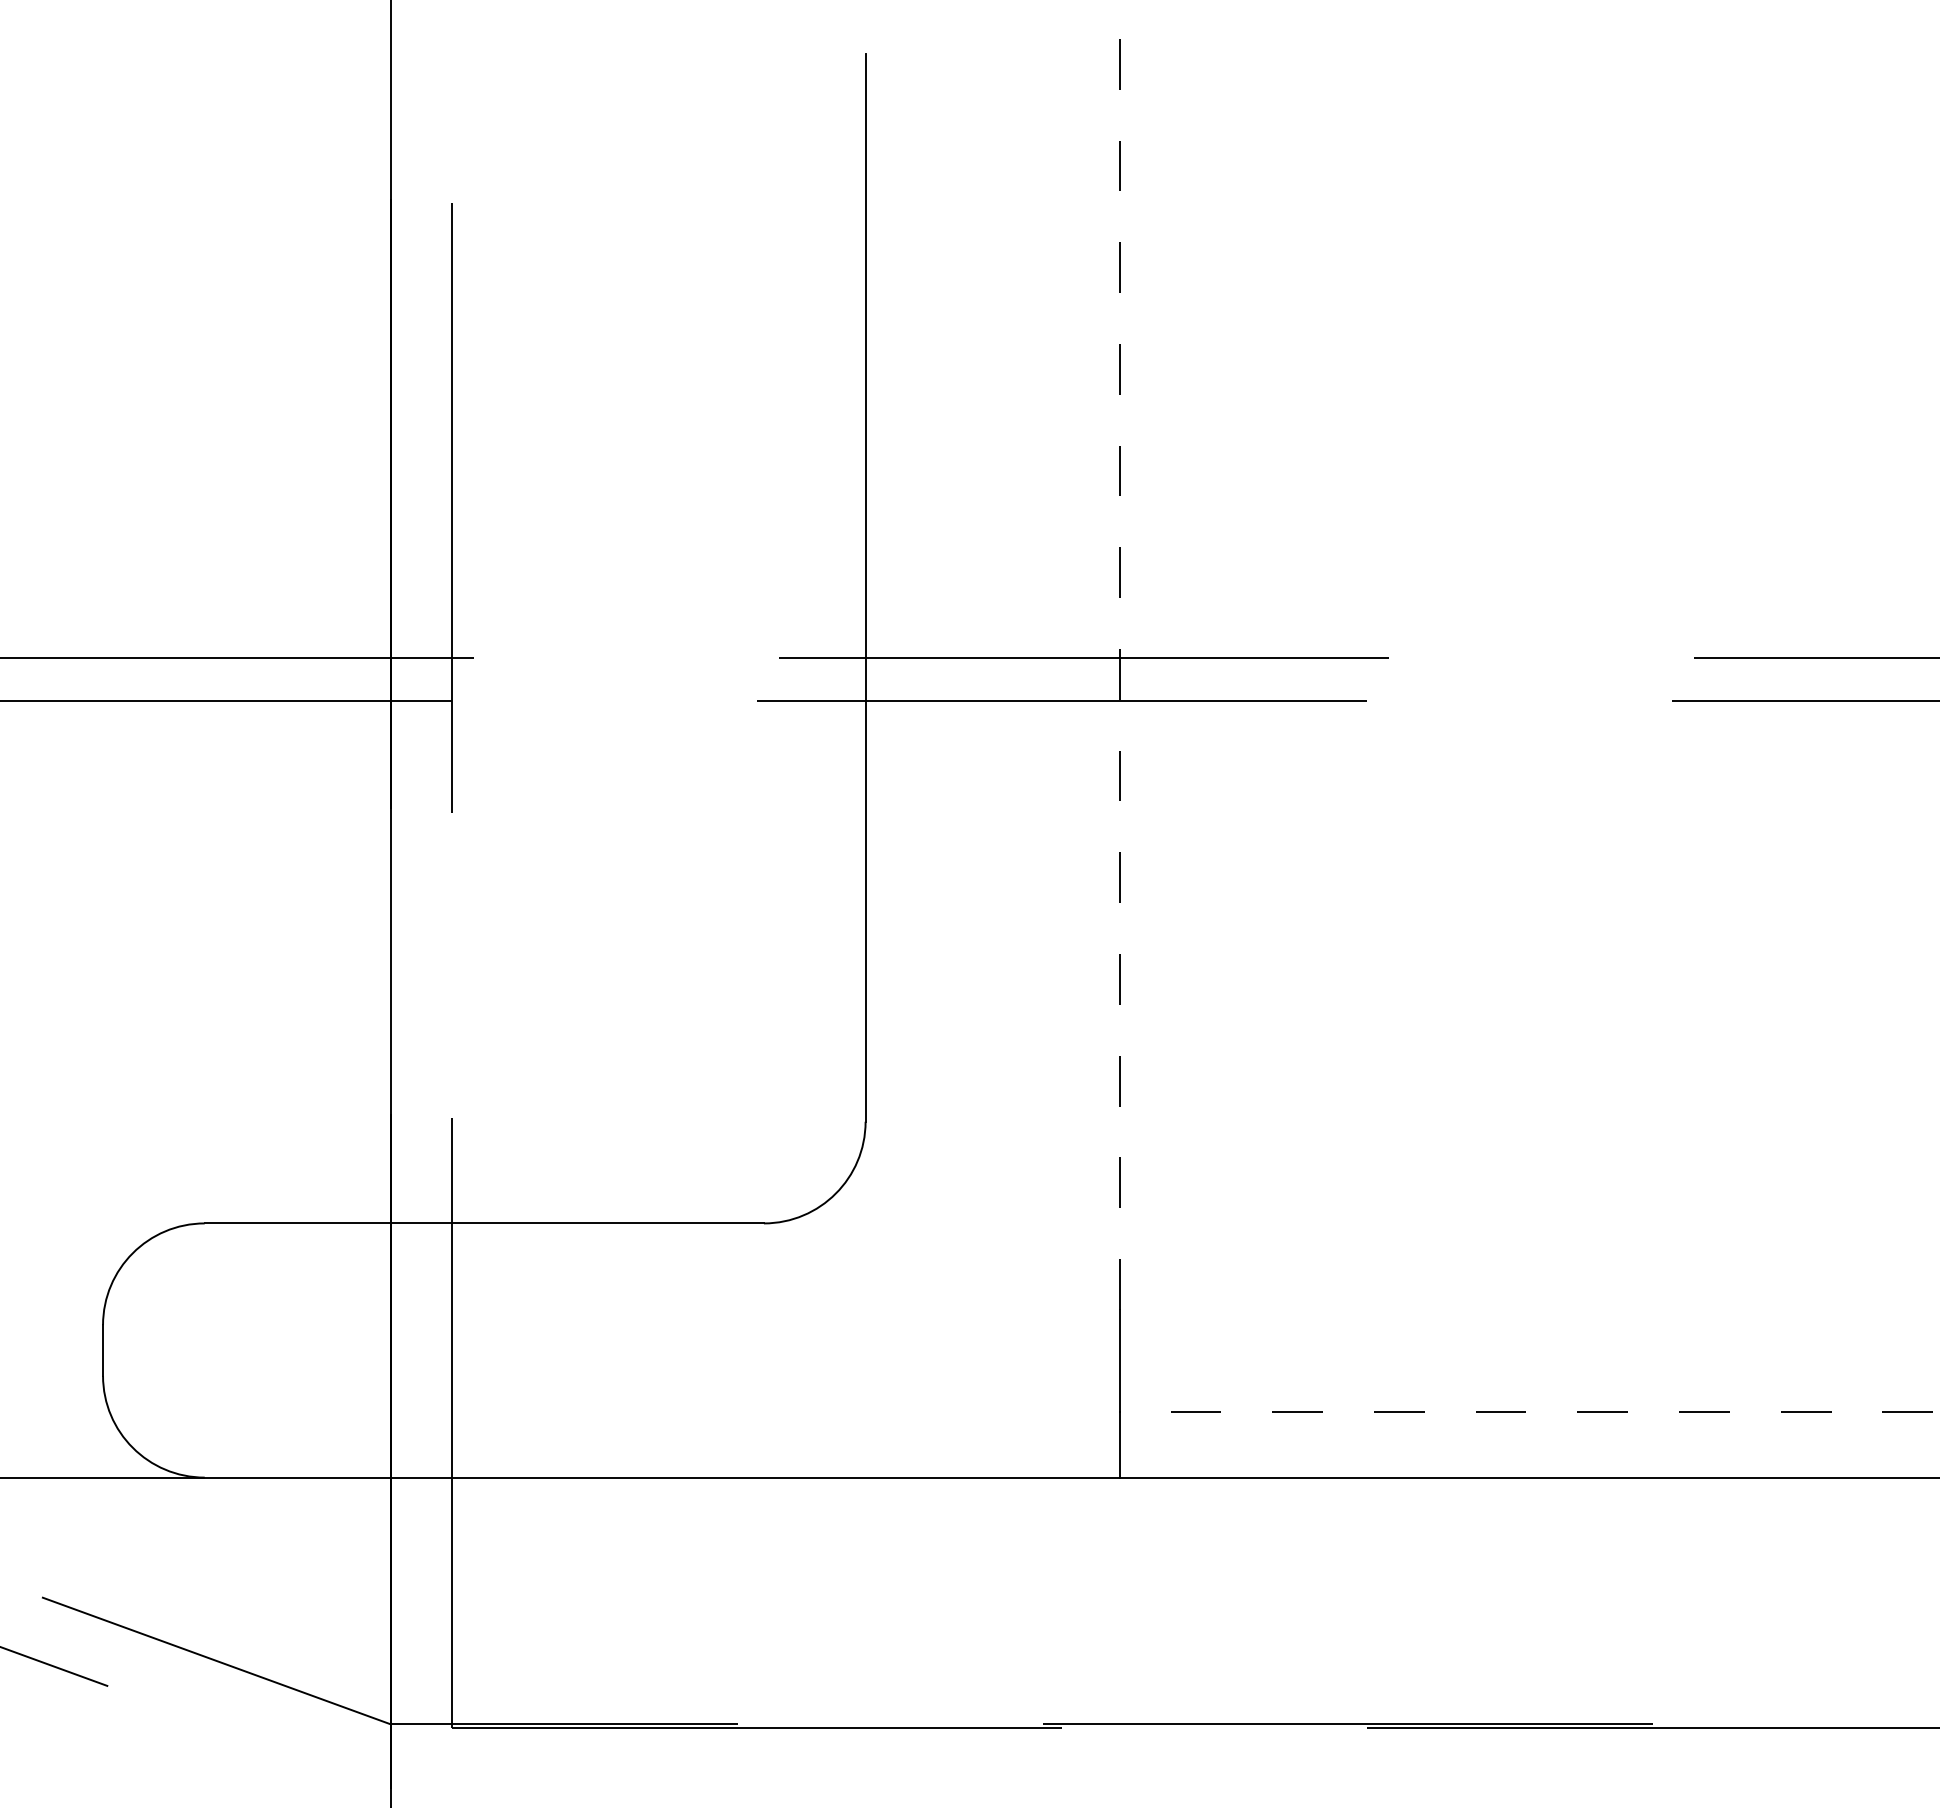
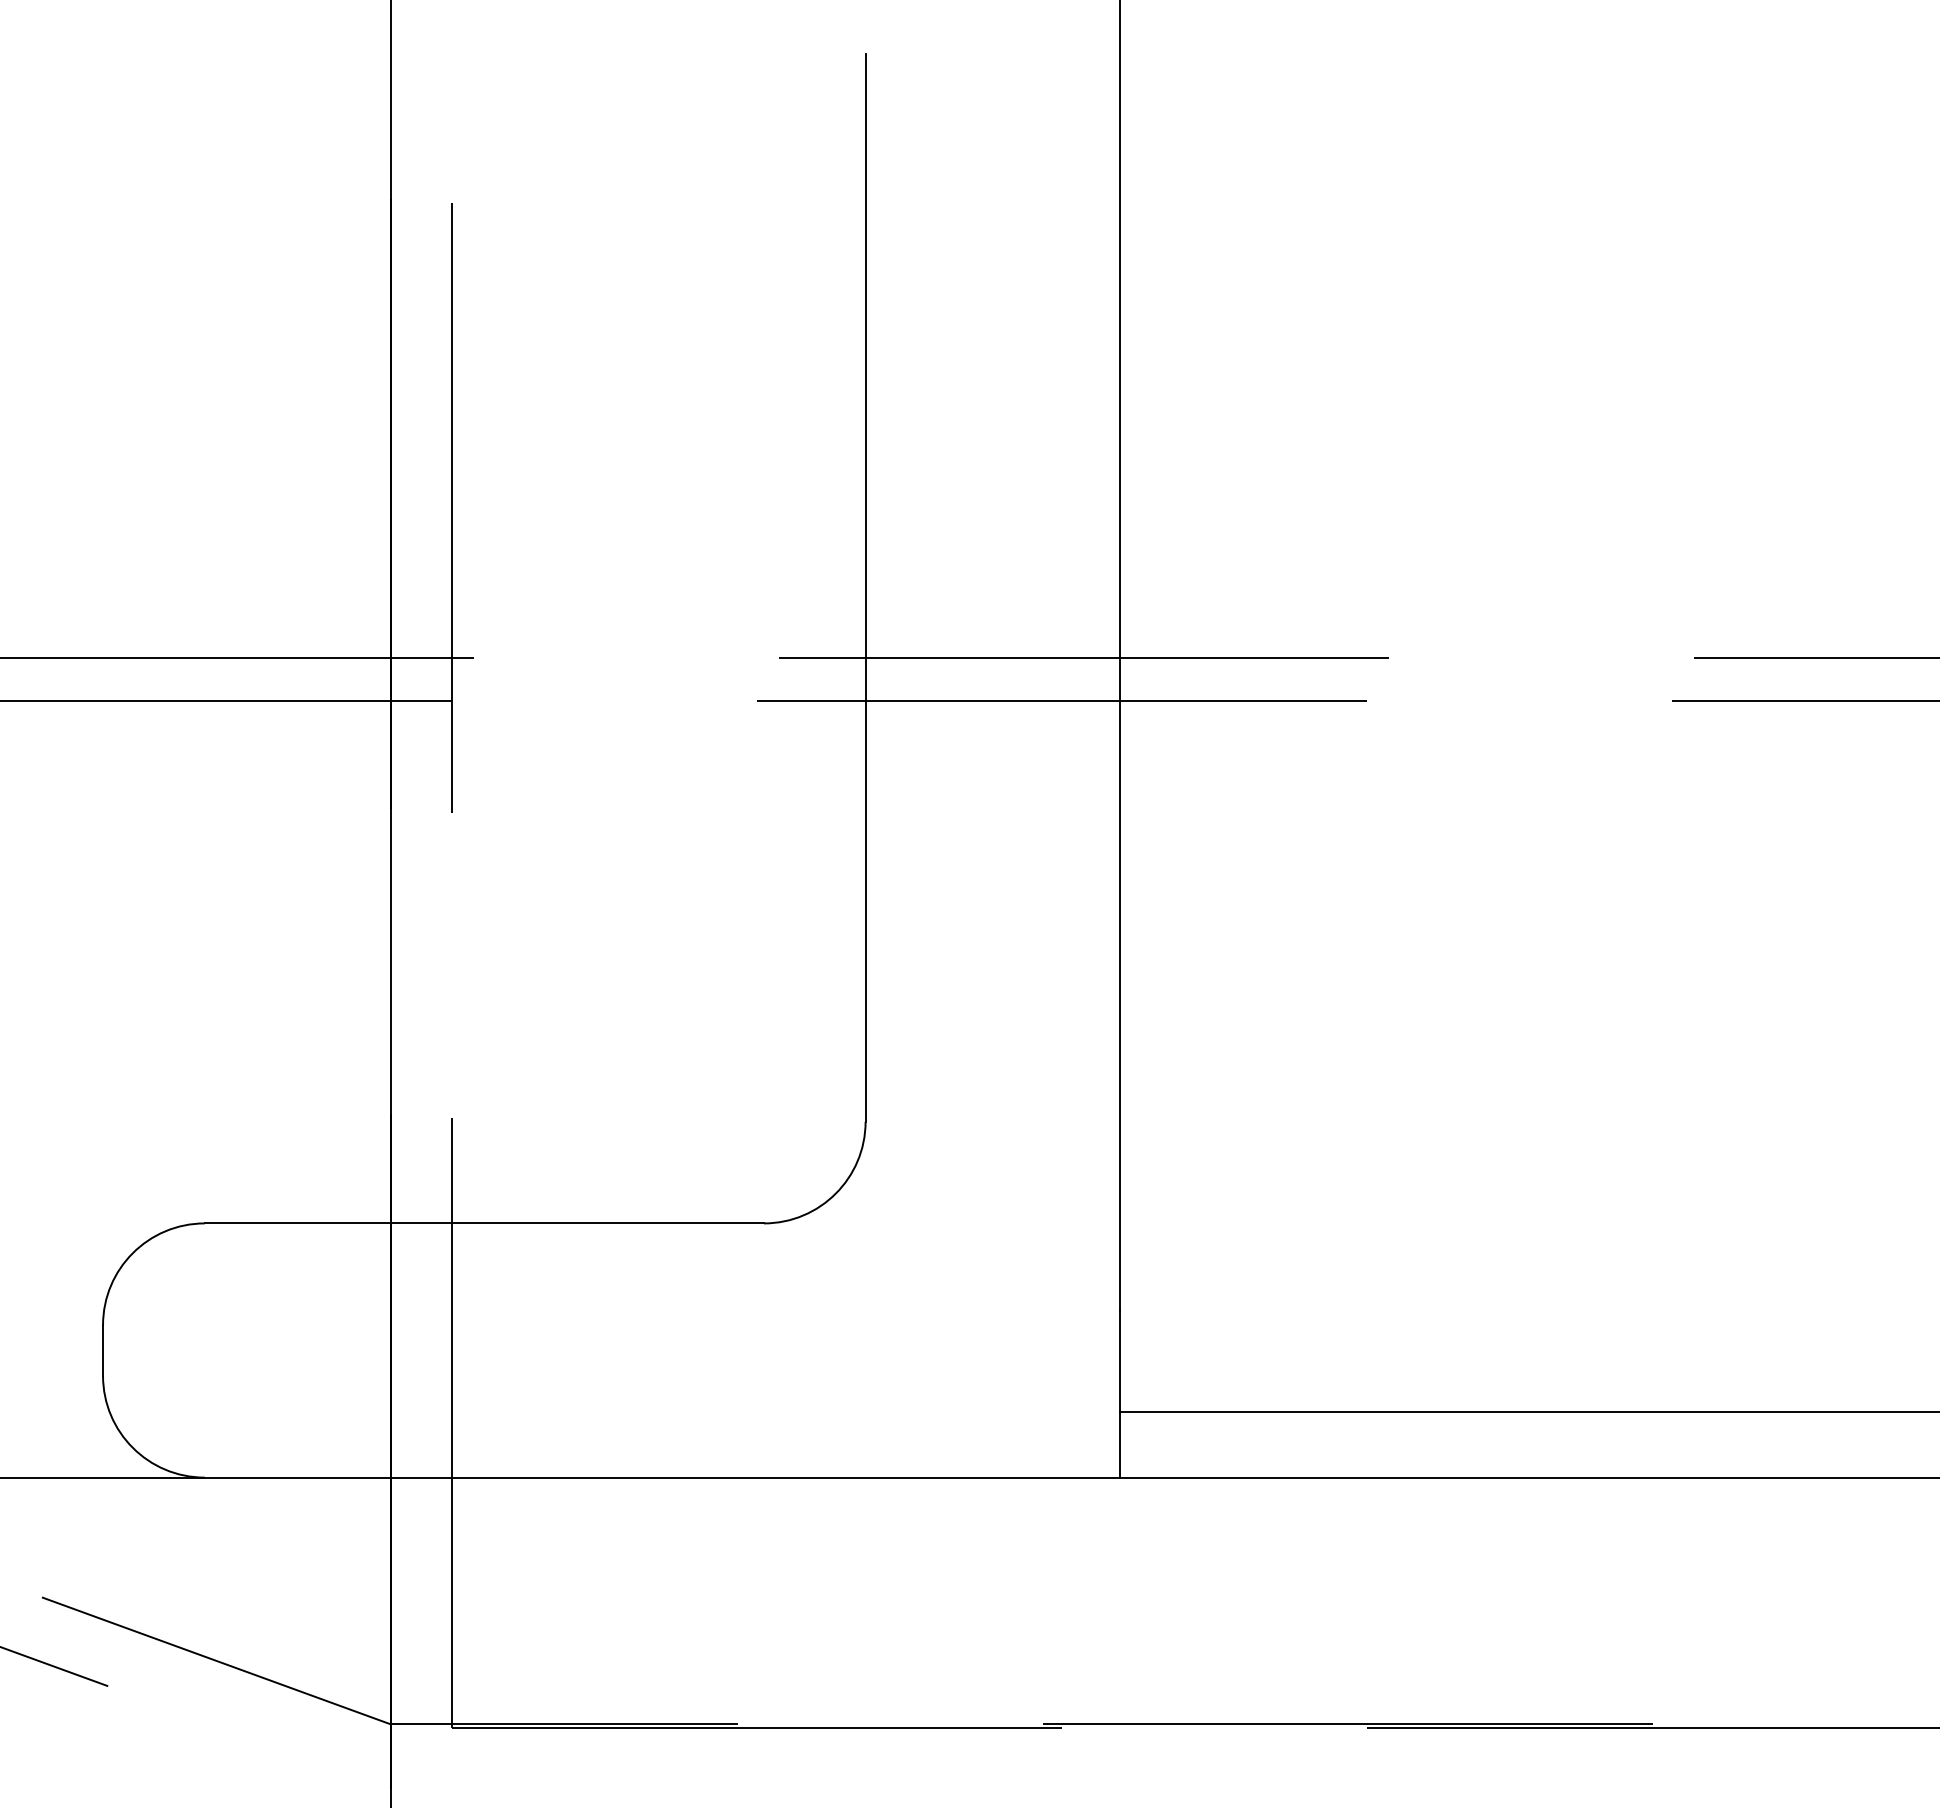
line: dashed -> solid (1119, 654)
line: dashed -> solid (1529, 1411)
